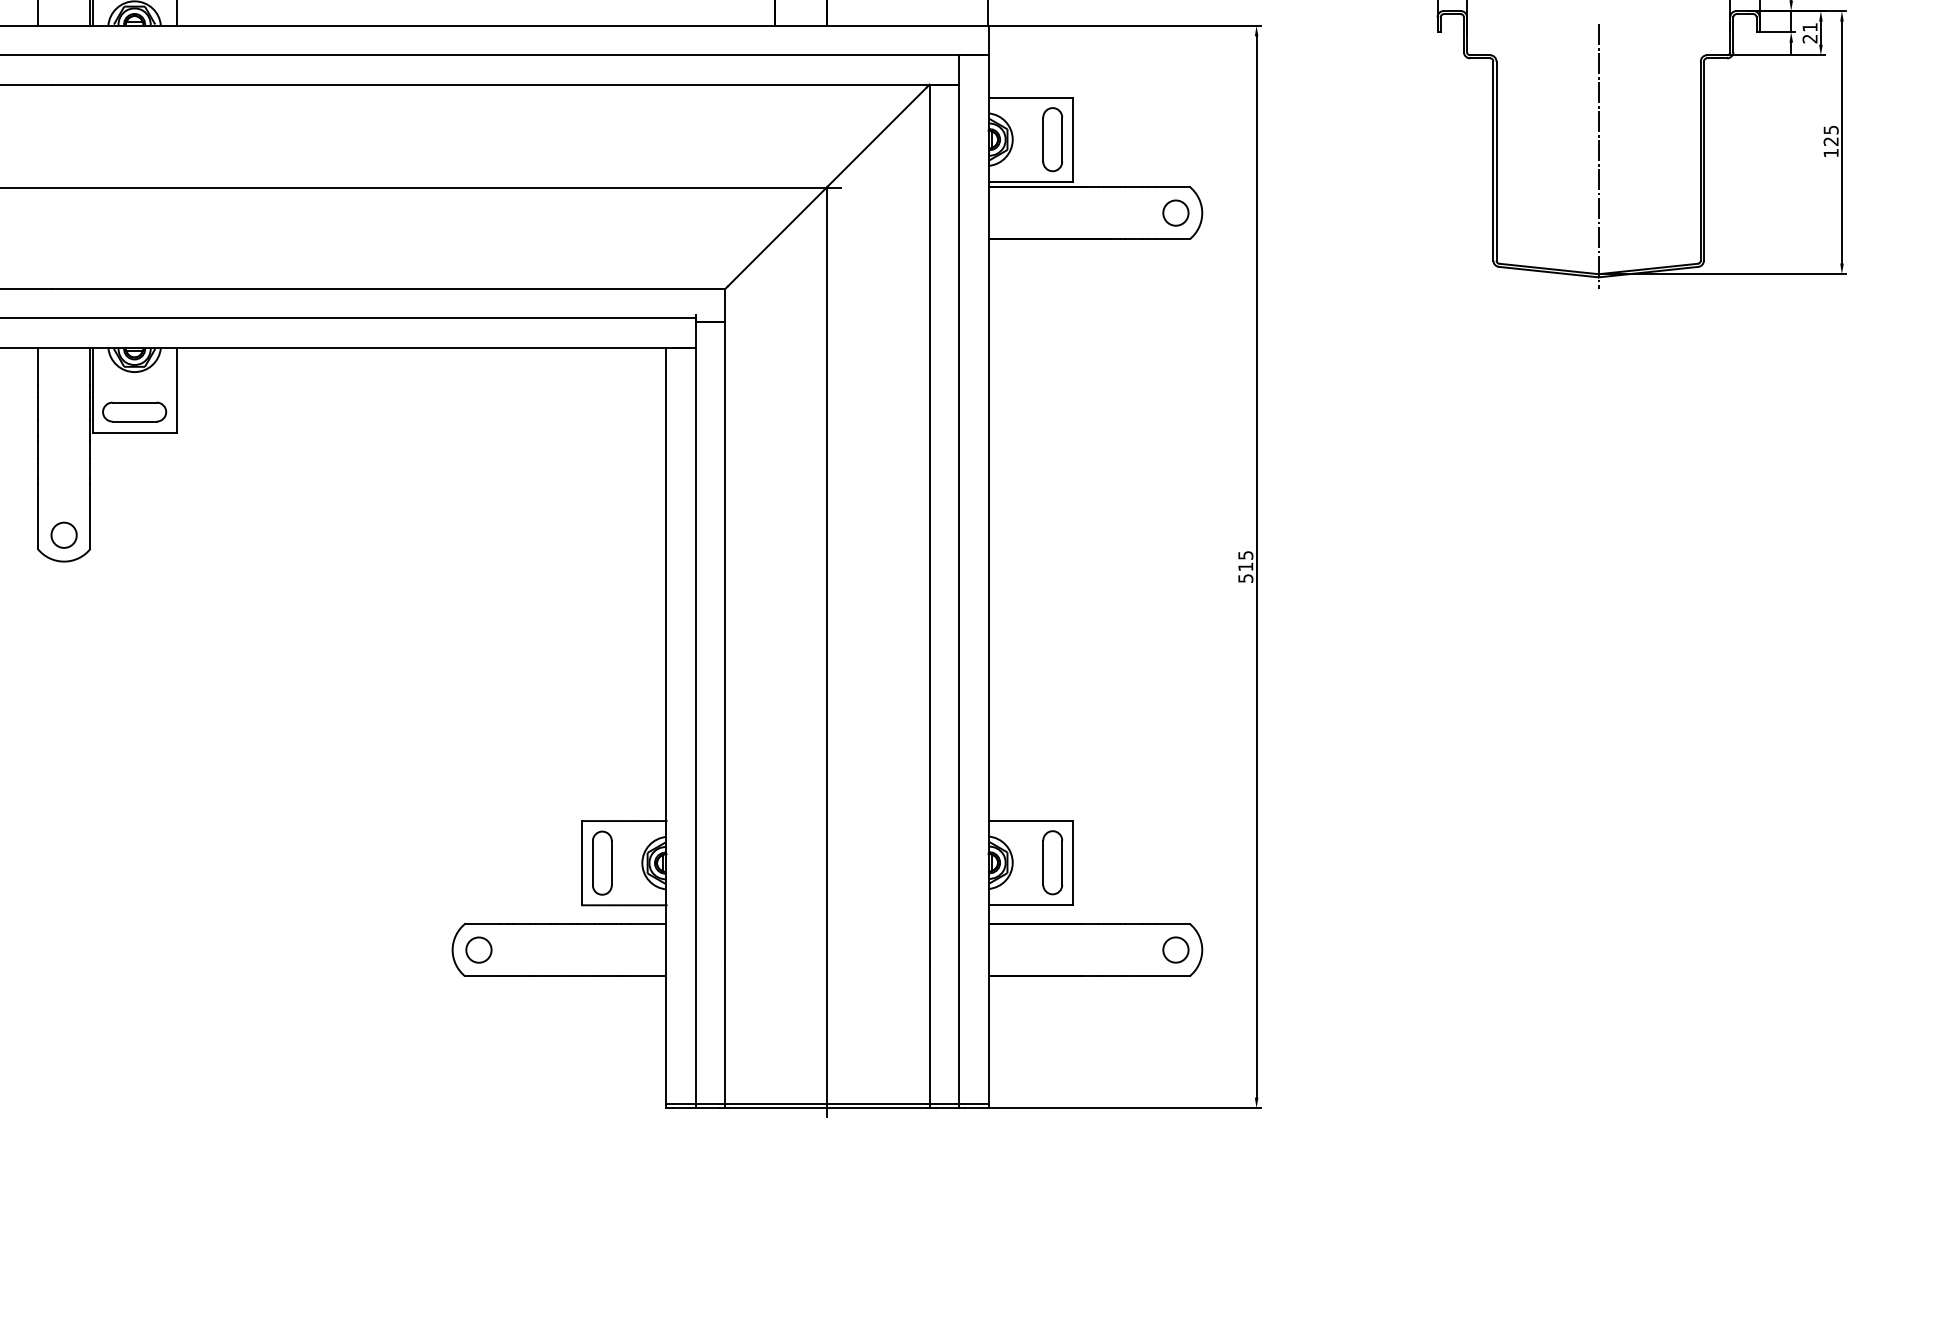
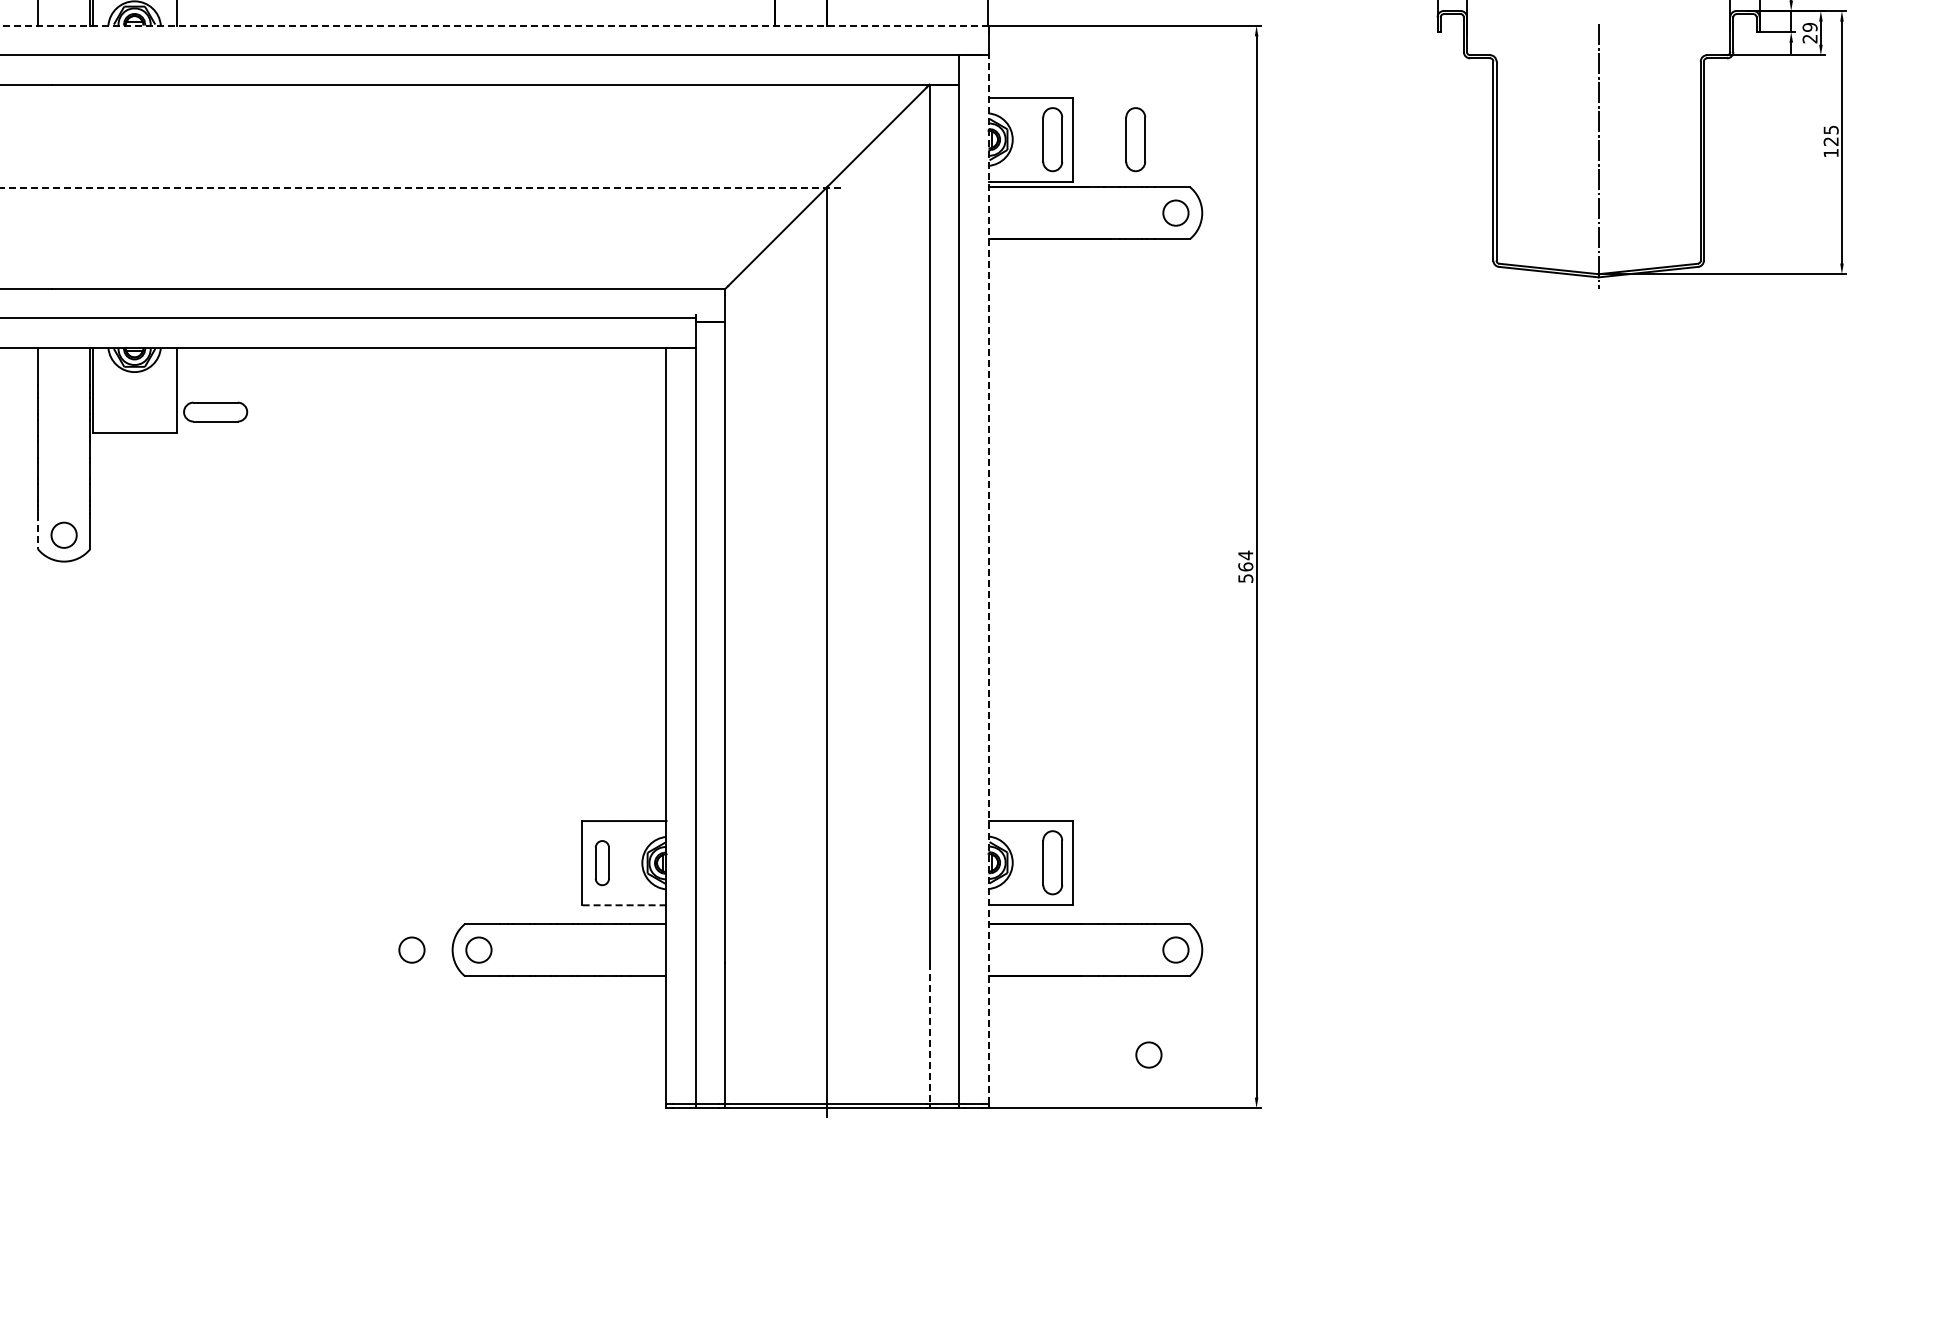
line: solid -> dashed (493, 25)
text: 21 -> 29 (1809, 27)
part: none -> present (1135, 139)
line: solid -> dashed (419, 188)
part position: (134, 411) -> (215, 411) (215, 411)
line: solid -> dashed (37, 532)
text: 515 -> 564 (1245, 560)
line: solid -> dashed (988, 579)
part size: 21x66 px -> 16x47 px (601, 863)
line: solid -> dashed (623, 905)
circle: none -> present (411, 949)
line: solid -> dashed (929, 1033)
circle: none -> present (1148, 1054)
